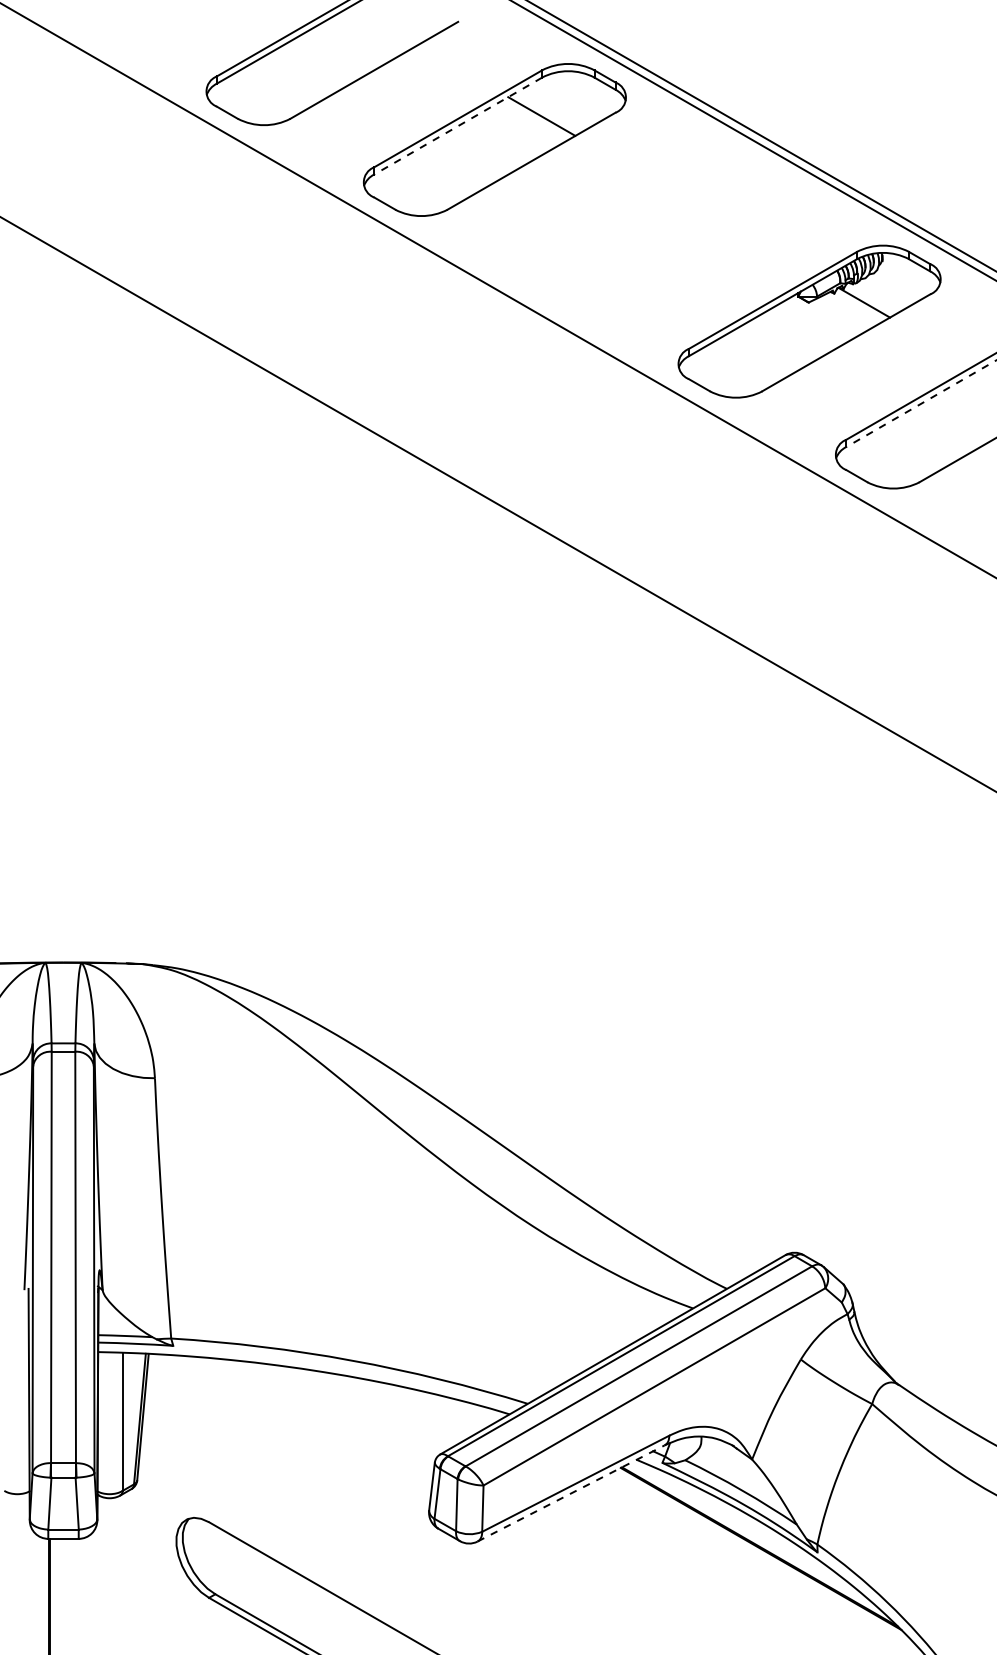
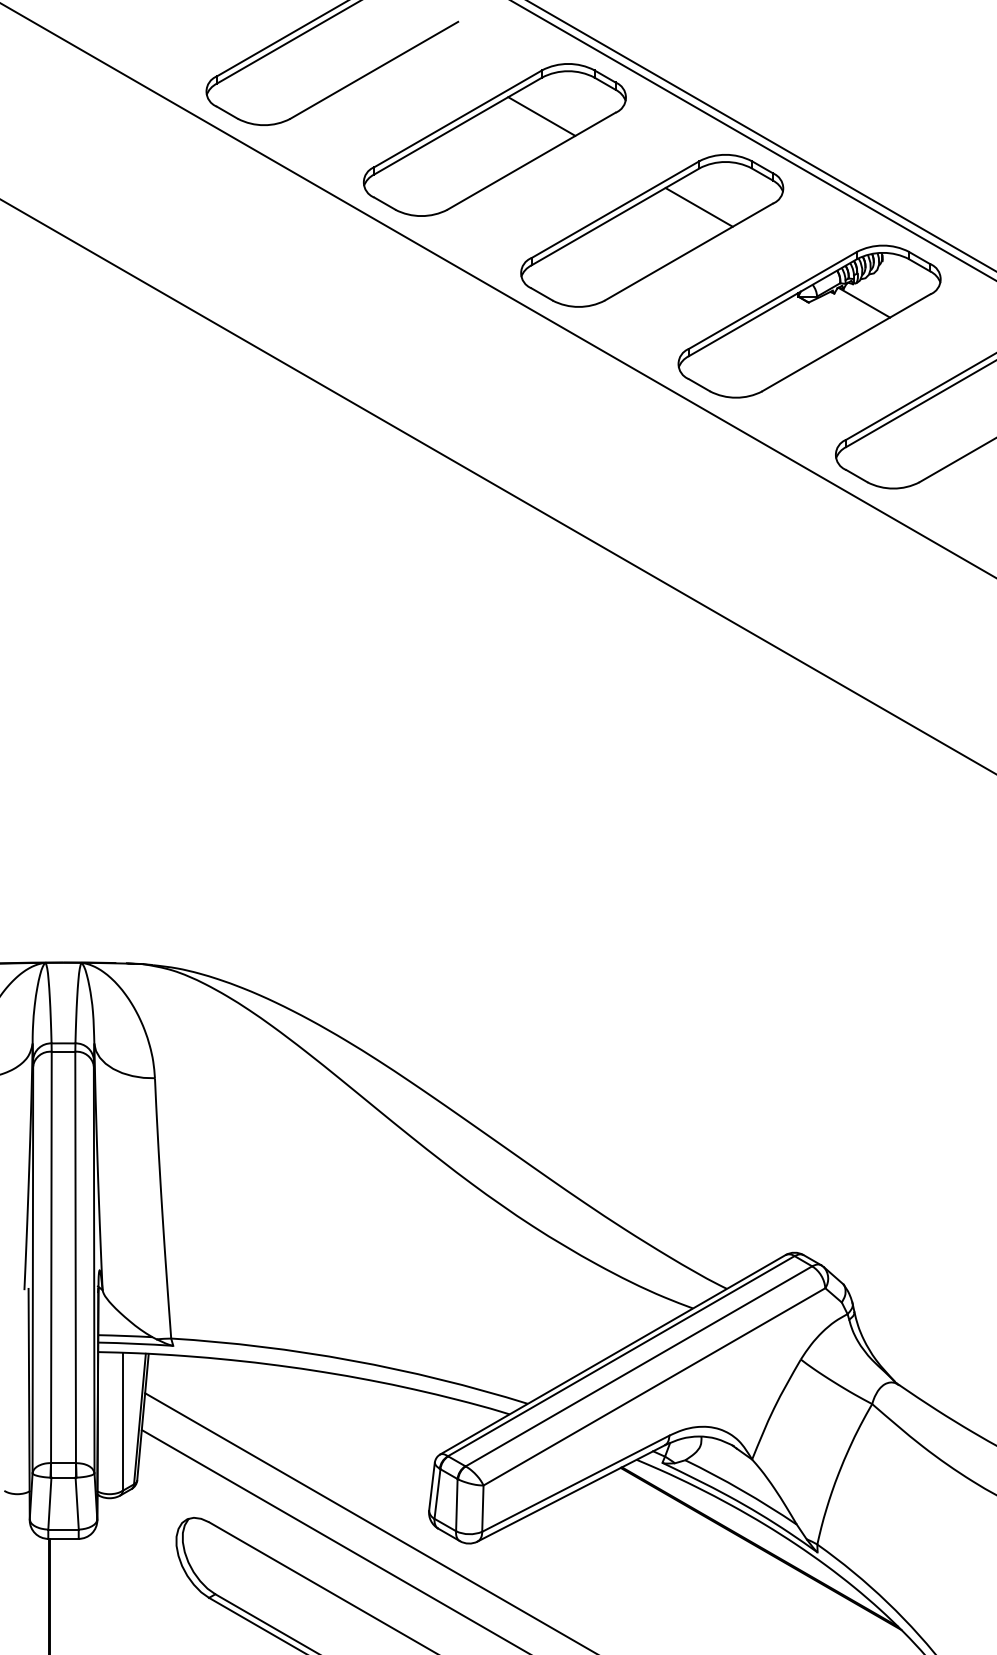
line: dashed -> solid (458, 126)
part: none -> present (652, 230)
line: dashed -> solid (921, 403)
line position: (497, 504) -> (497, 486) (497, 486)
line: dashed -> solid (571, 1493)
line: none -> present (368, 1522)
line: none -> present (333, 1540)
